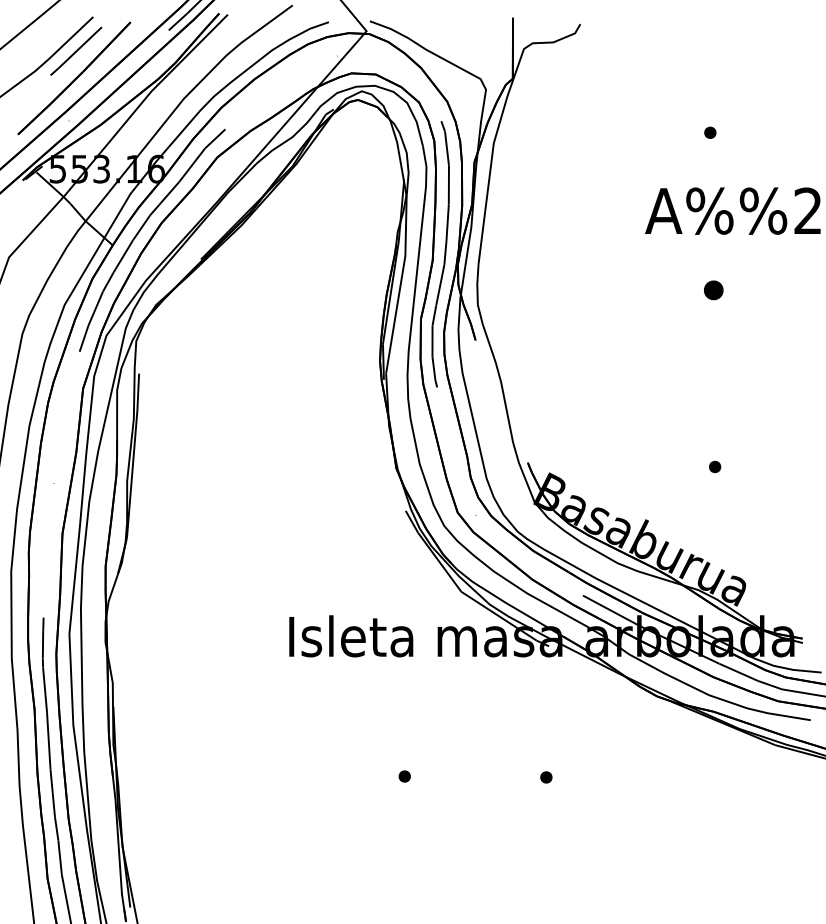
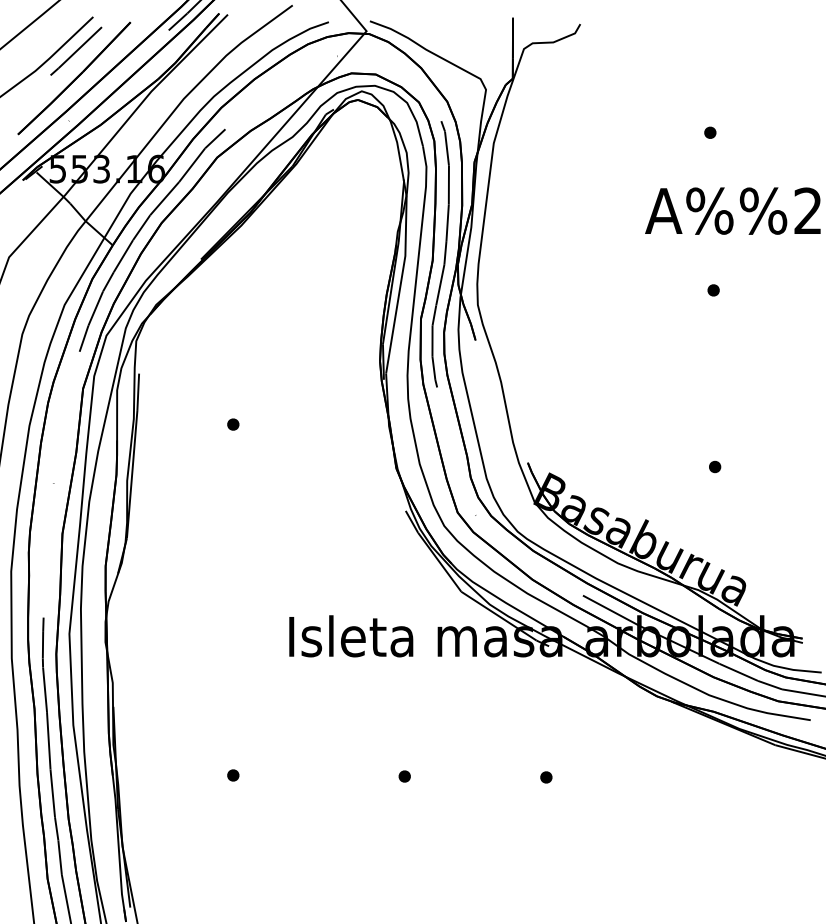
part size: 20x21 px -> 13x13 px (713, 290)
part: none -> present (233, 424)
part: none -> present (233, 775)
